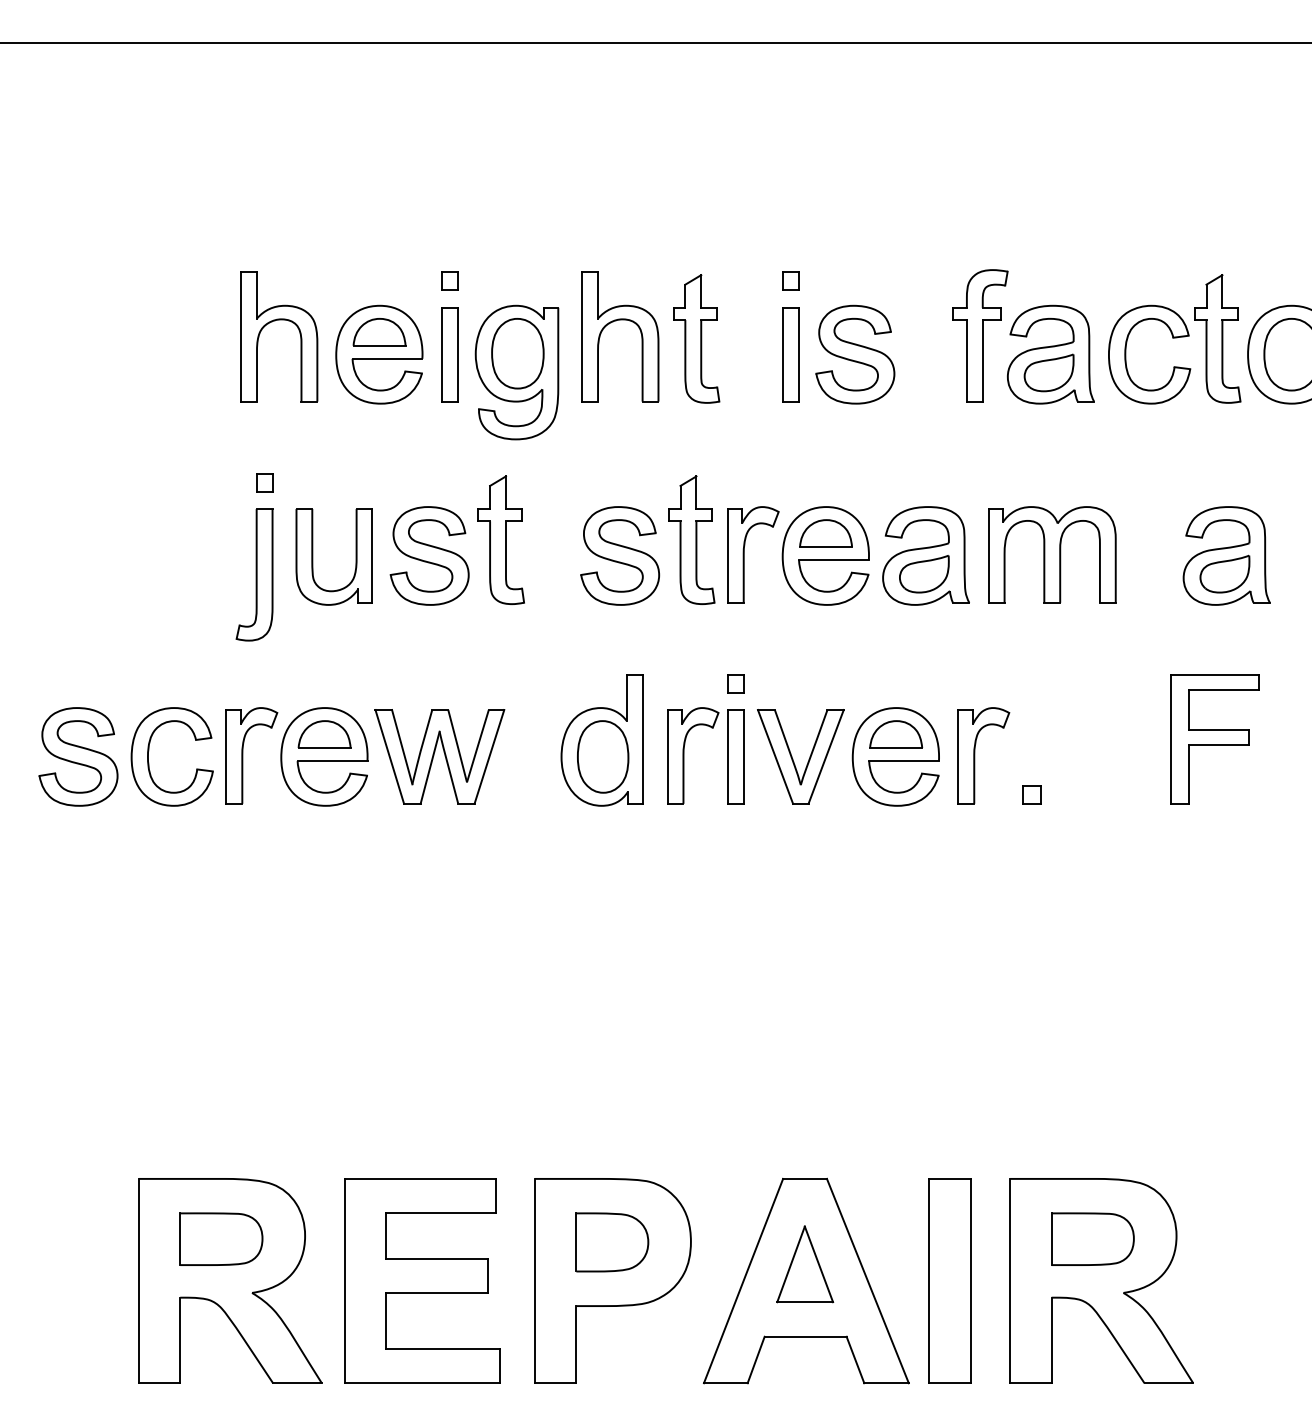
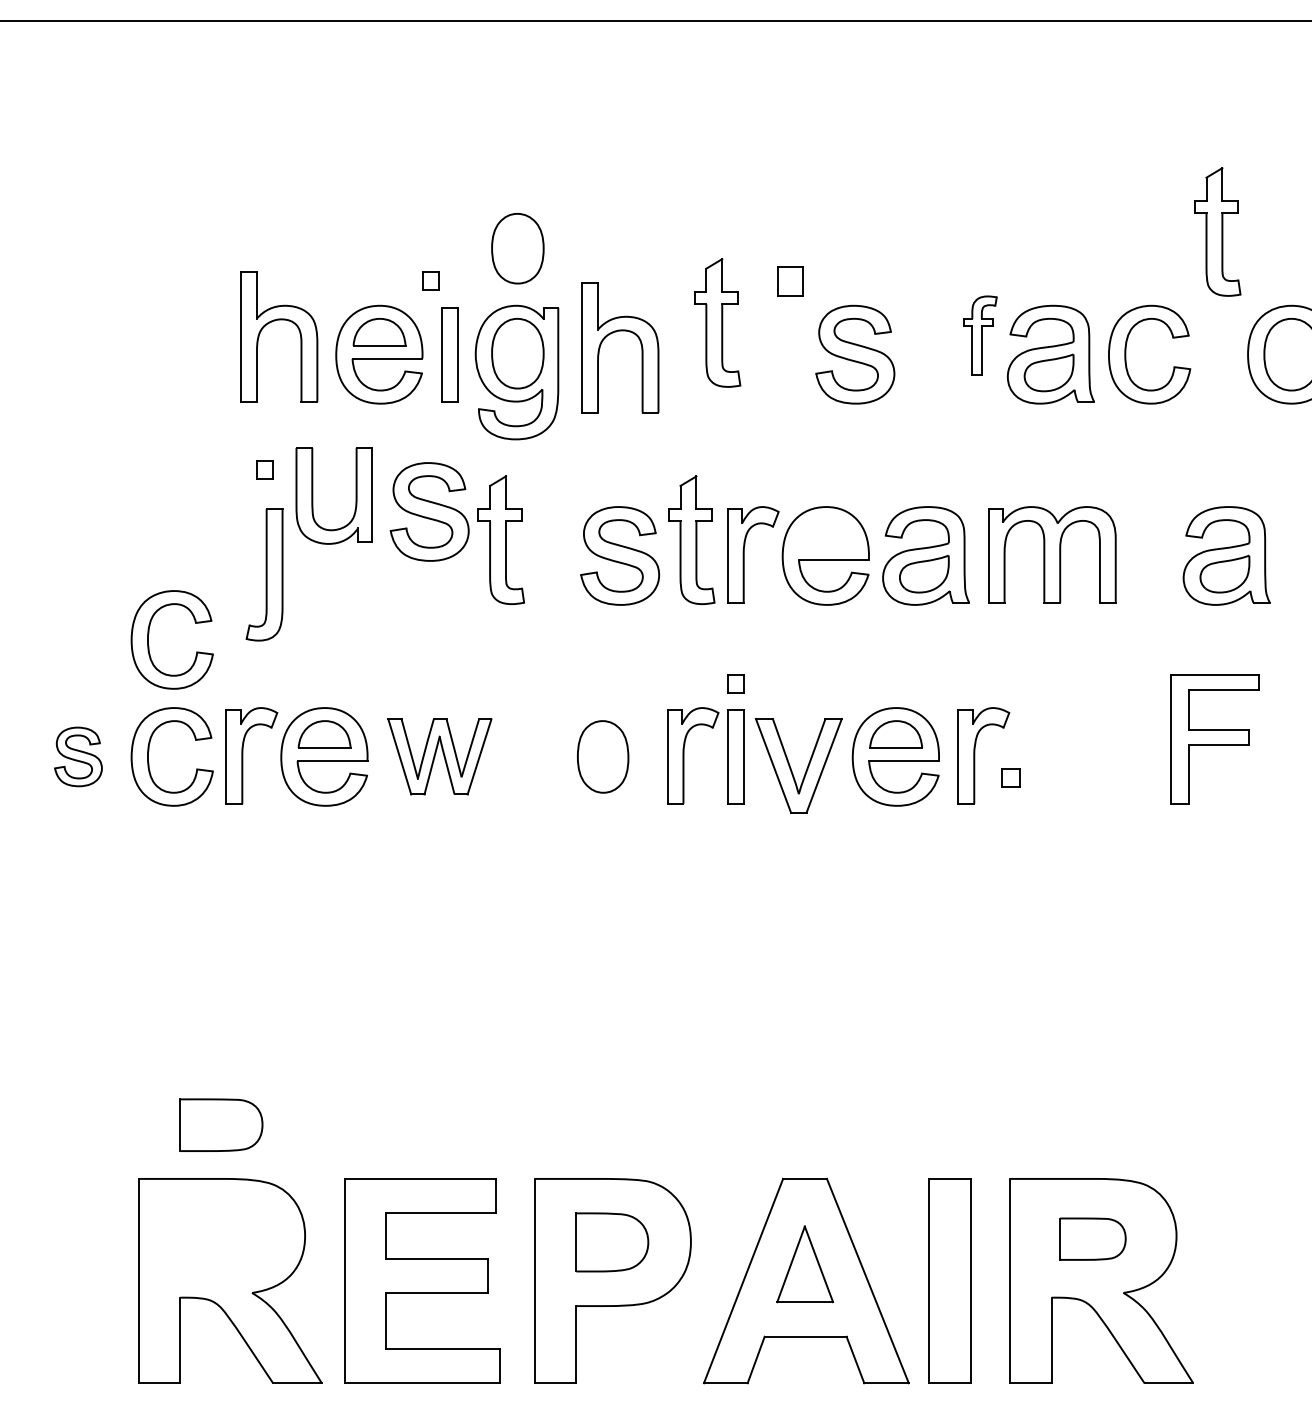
line position: (655, 42) -> (655, 20) (655, 20)
part: none -> present (517, 248)
part position: (449, 280) -> (430, 280) (430, 280)
part size: 18x20 px -> 27x31 px (790, 281)
part position: (616, 321) -> (616, 332) (616, 332)
part size: 57x134 px -> 35x81 px (980, 335)
part position: (696, 338) -> (717, 322) (717, 322)
part position: (1217, 338) -> (1217, 231) (1217, 231)
part: present -> none (790, 354)
part position: (264, 482) -> (264, 469) (264, 469)
part: present -> none (825, 533)
part position: (429, 555) -> (429, 511) (429, 511)
part position: (313, 556) -> (313, 495) (313, 495)
part position: (254, 574) -> (264, 574) (264, 574)
part: none -> present (149, 633)
part: present -> none (601, 740)
part size: 81x100 px -> 49x62 px (78, 756)
part size: 132x96 px -> 106x78 px (439, 756)
part position: (793, 759) -> (791, 768) (791, 768)
part position: (1031, 794) -> (1010, 777) (1010, 777)
part position: (221, 1238) -> (221, 1124) (221, 1124)
part size: 84x54 px -> 68x44 px (1092, 1238)
